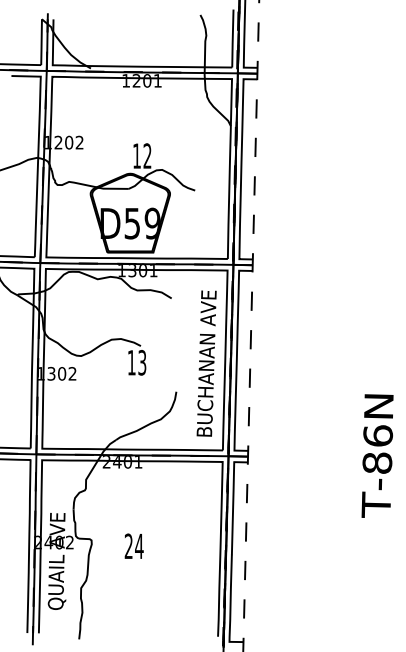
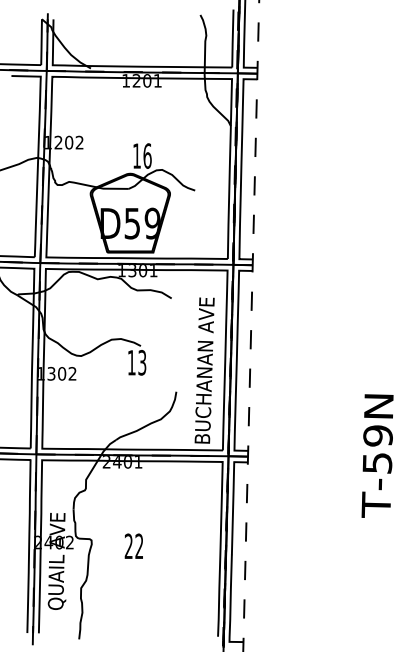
text: 12 -> 16 (147, 155)
text position: (206, 363) -> (204, 370) (204, 370)
text: T-86N -> T-59N (377, 449)
text: 24 -> 22 (139, 545)
